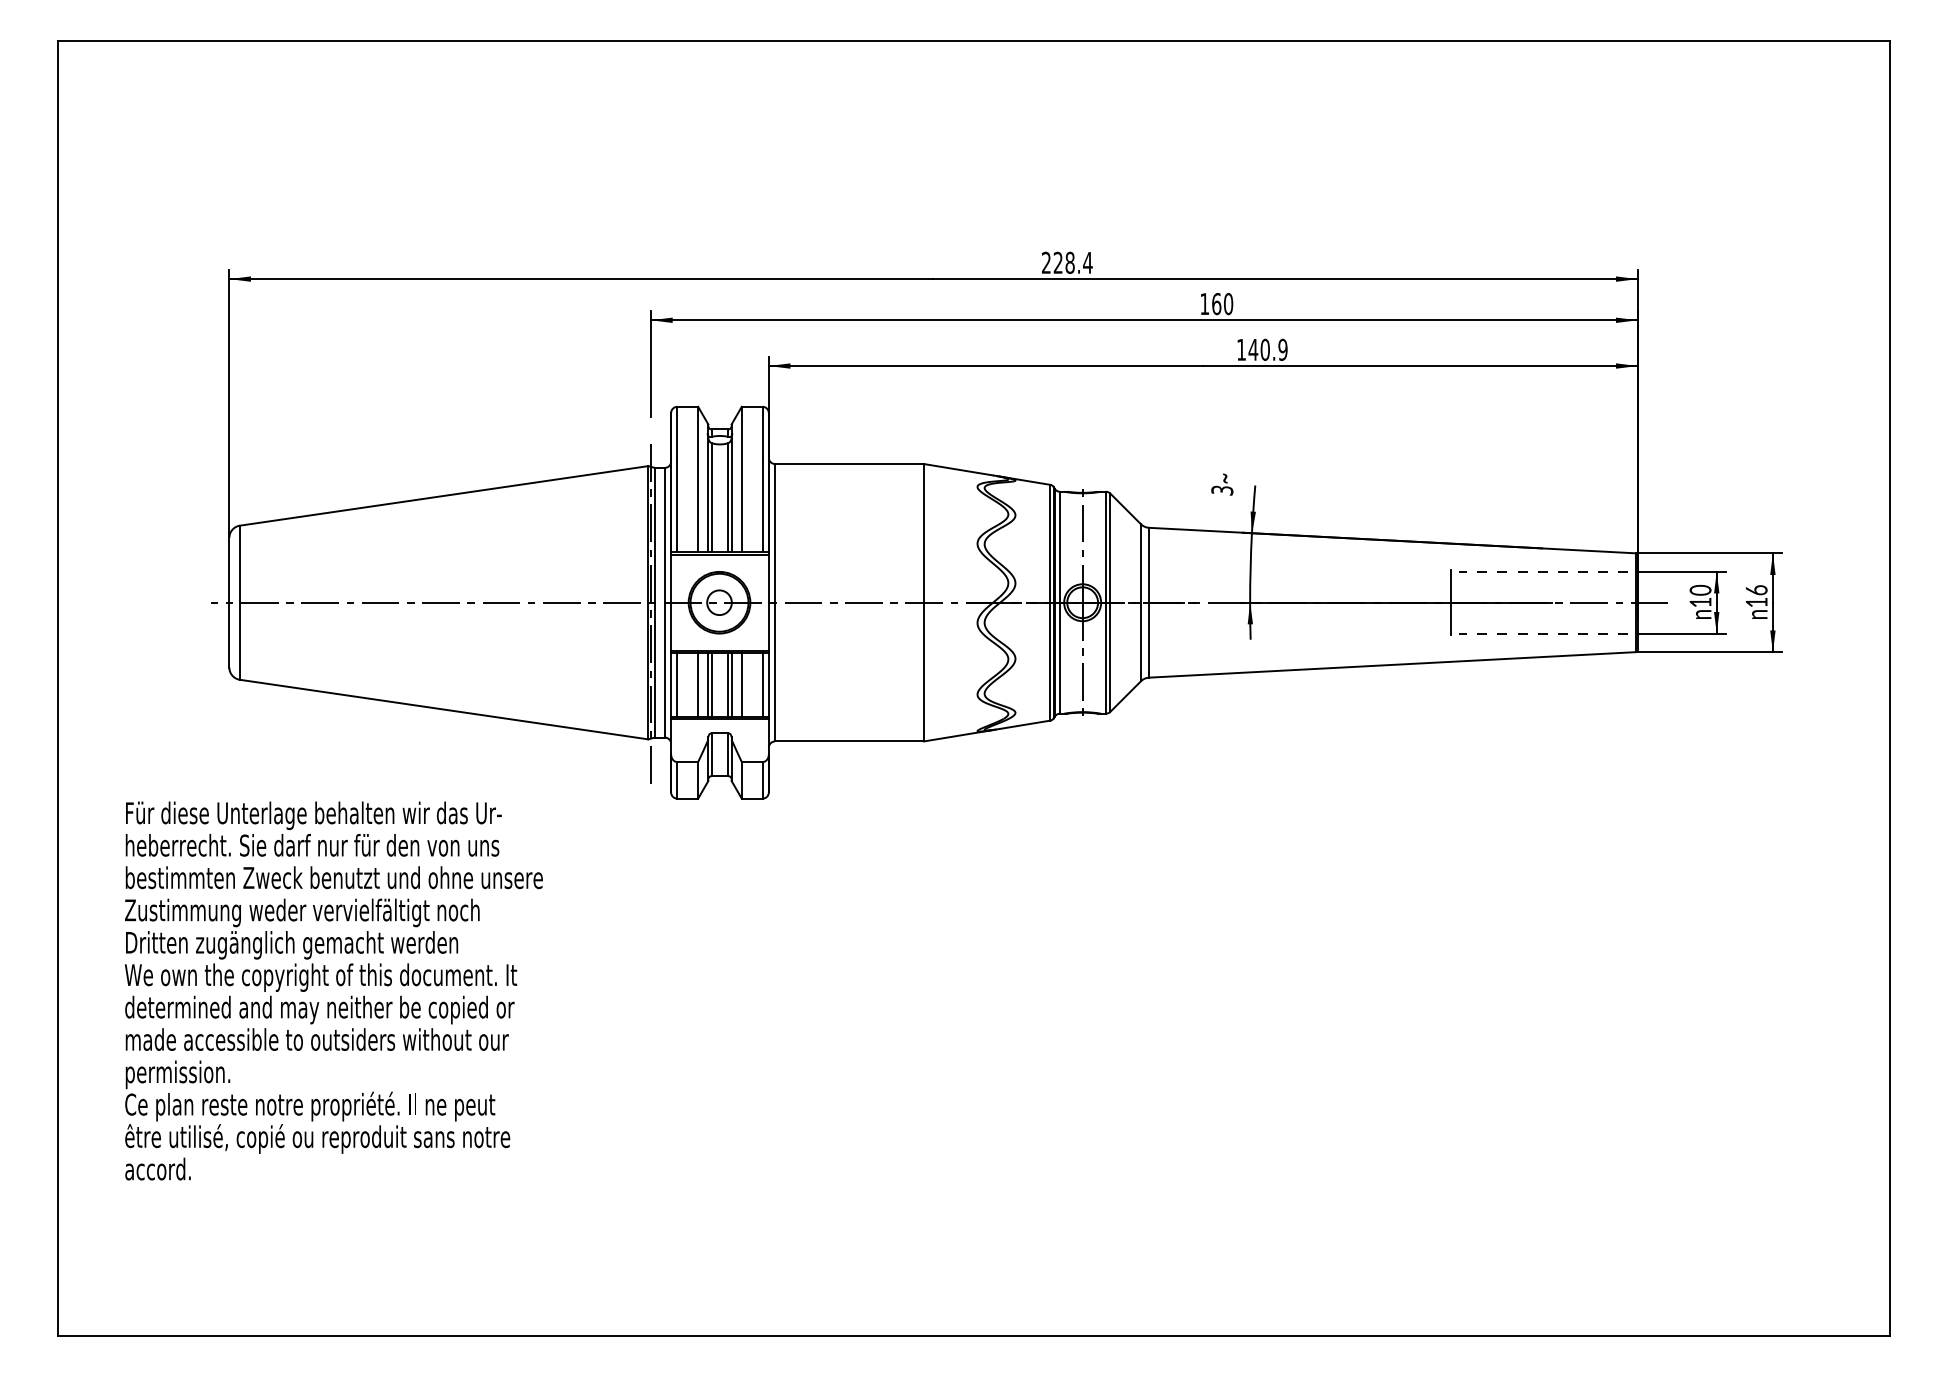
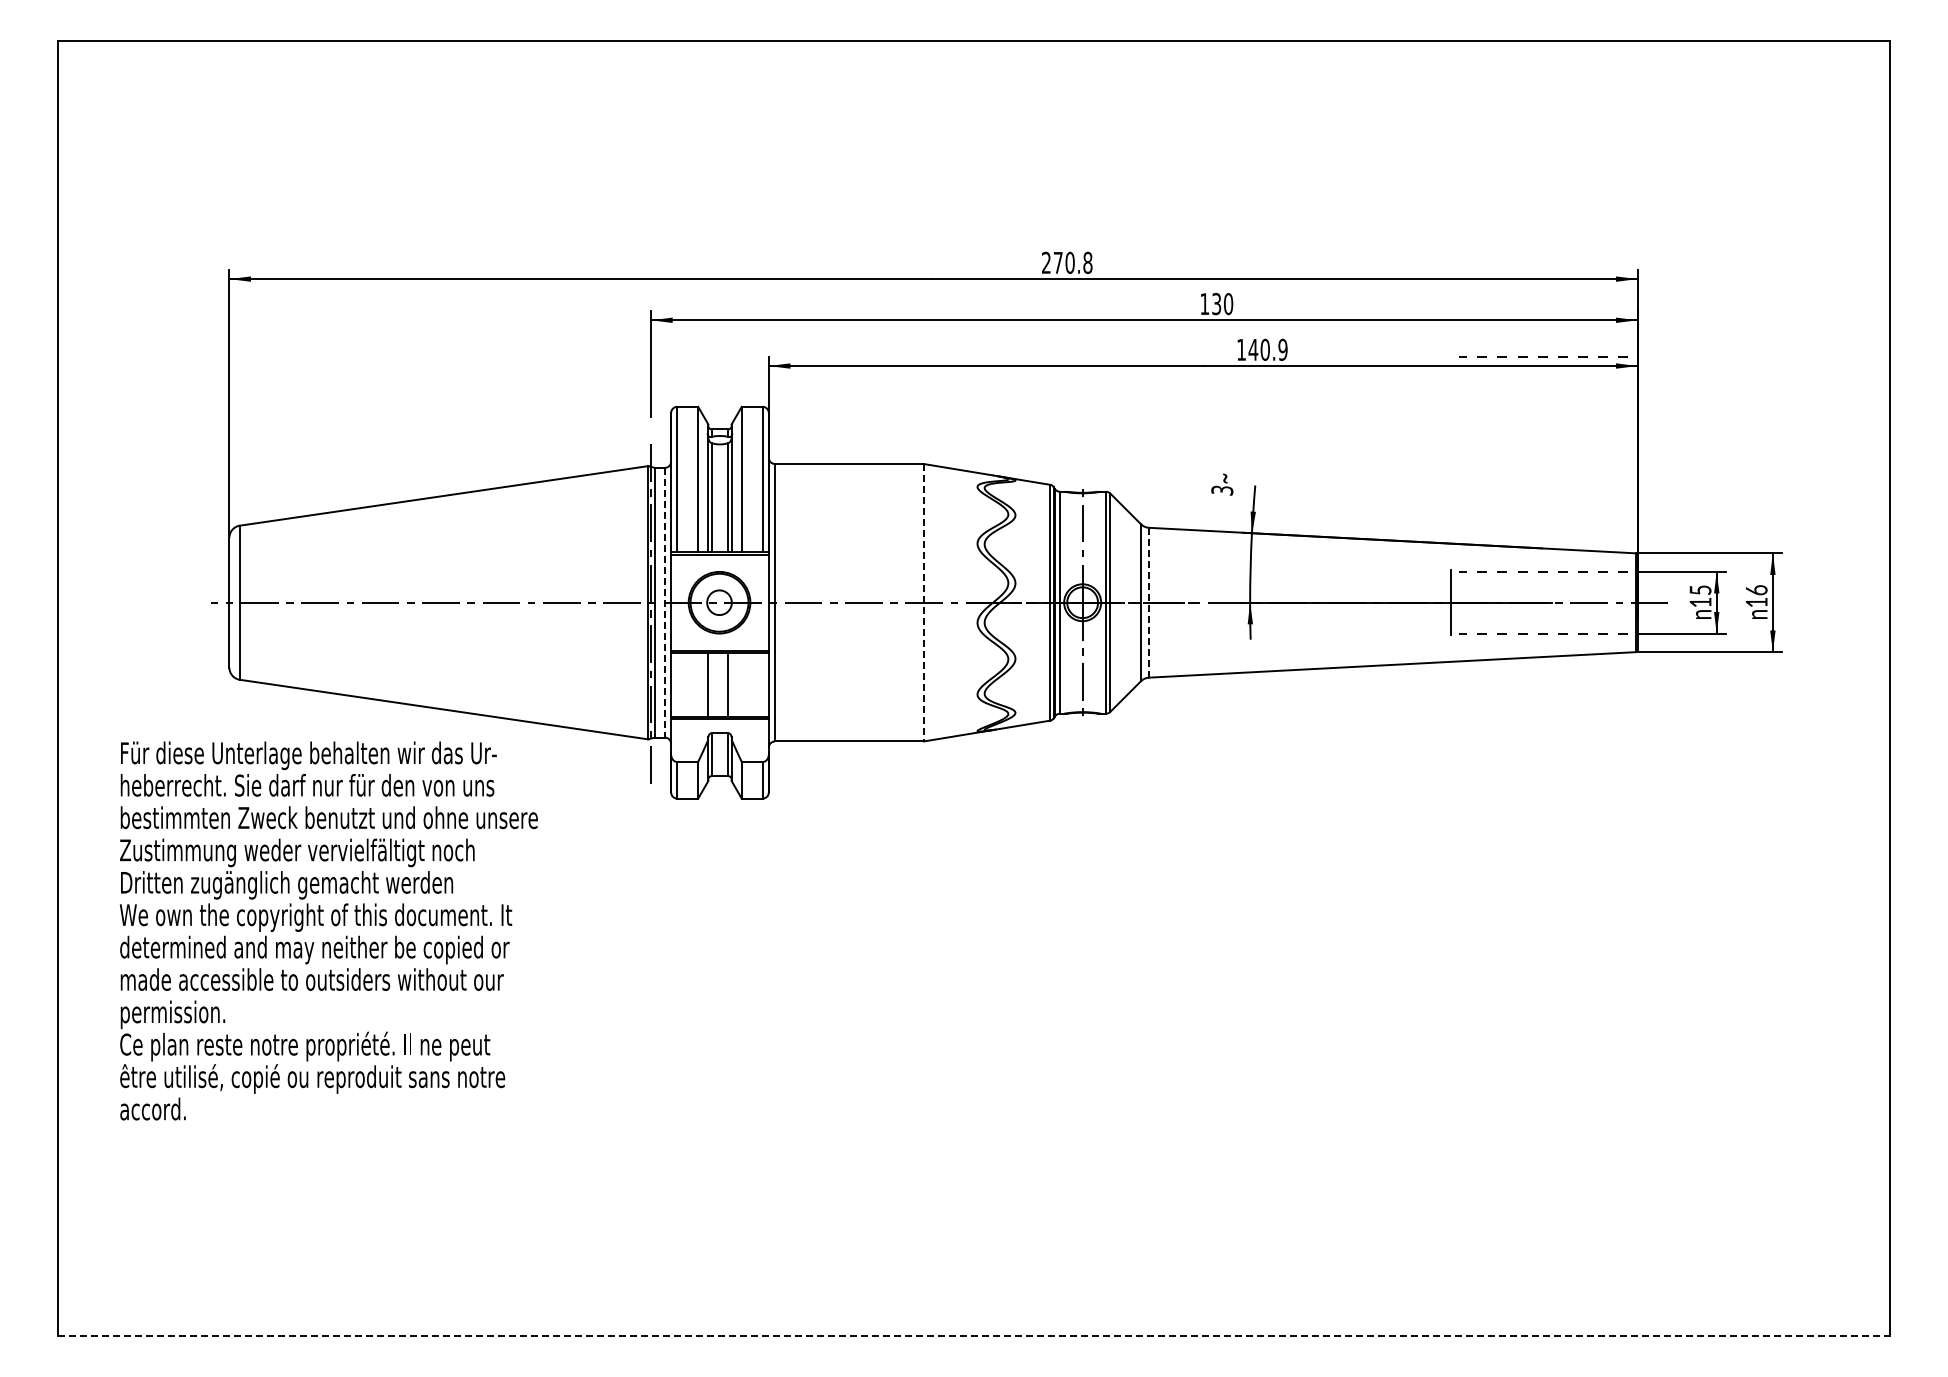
text: 228.4 -> 270.8 (1072, 262)
text: 160 -> 130 (1216, 304)
line: none -> present (1543, 356)
text: 10 -> 15 (1700, 589)
line: solid -> dashed (664, 602)
line: solid -> dashed (923, 602)
line: solid -> dashed (1149, 602)
line: present -> none (677, 684)
line: present -> none (698, 684)
line: present -> none (711, 684)
line: present -> none (731, 684)
line: present -> none (741, 684)
line: present -> none (762, 684)
text position: (333, 990) -> (328, 930) (328, 930)
line: solid -> dashed (974, 1335)
